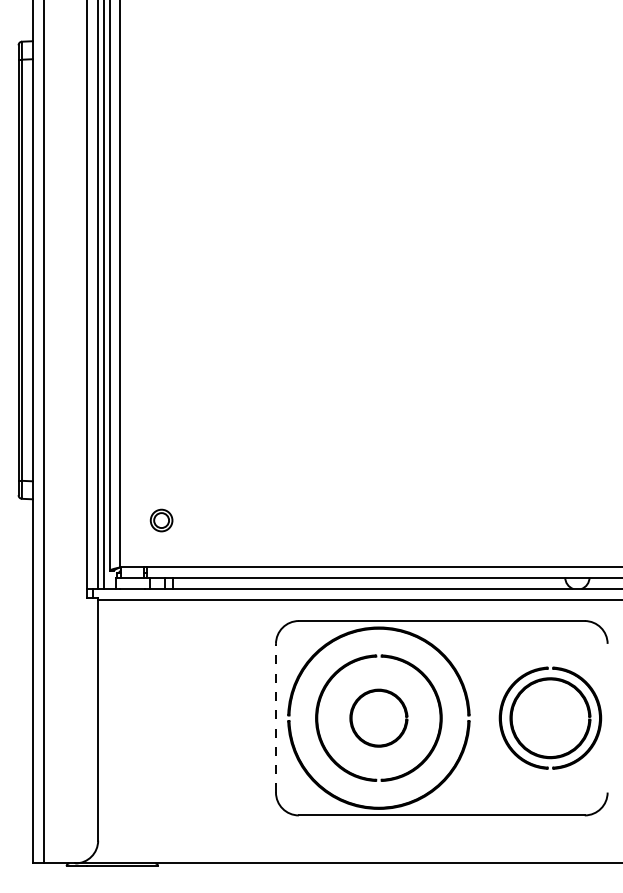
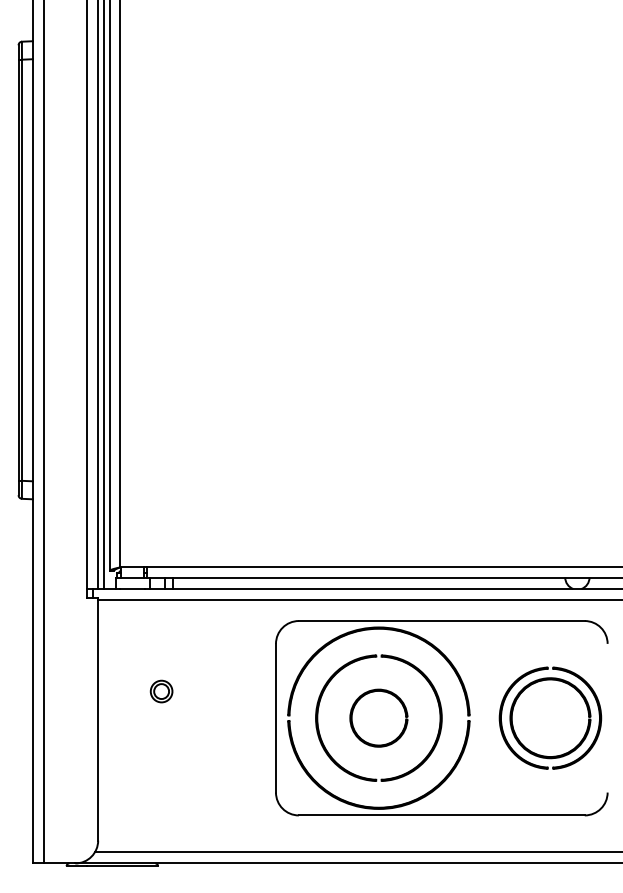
part position: (161, 520) -> (161, 691) (161, 691)
line: dashed -> solid (275, 717)
line: none -> present (356, 852)
